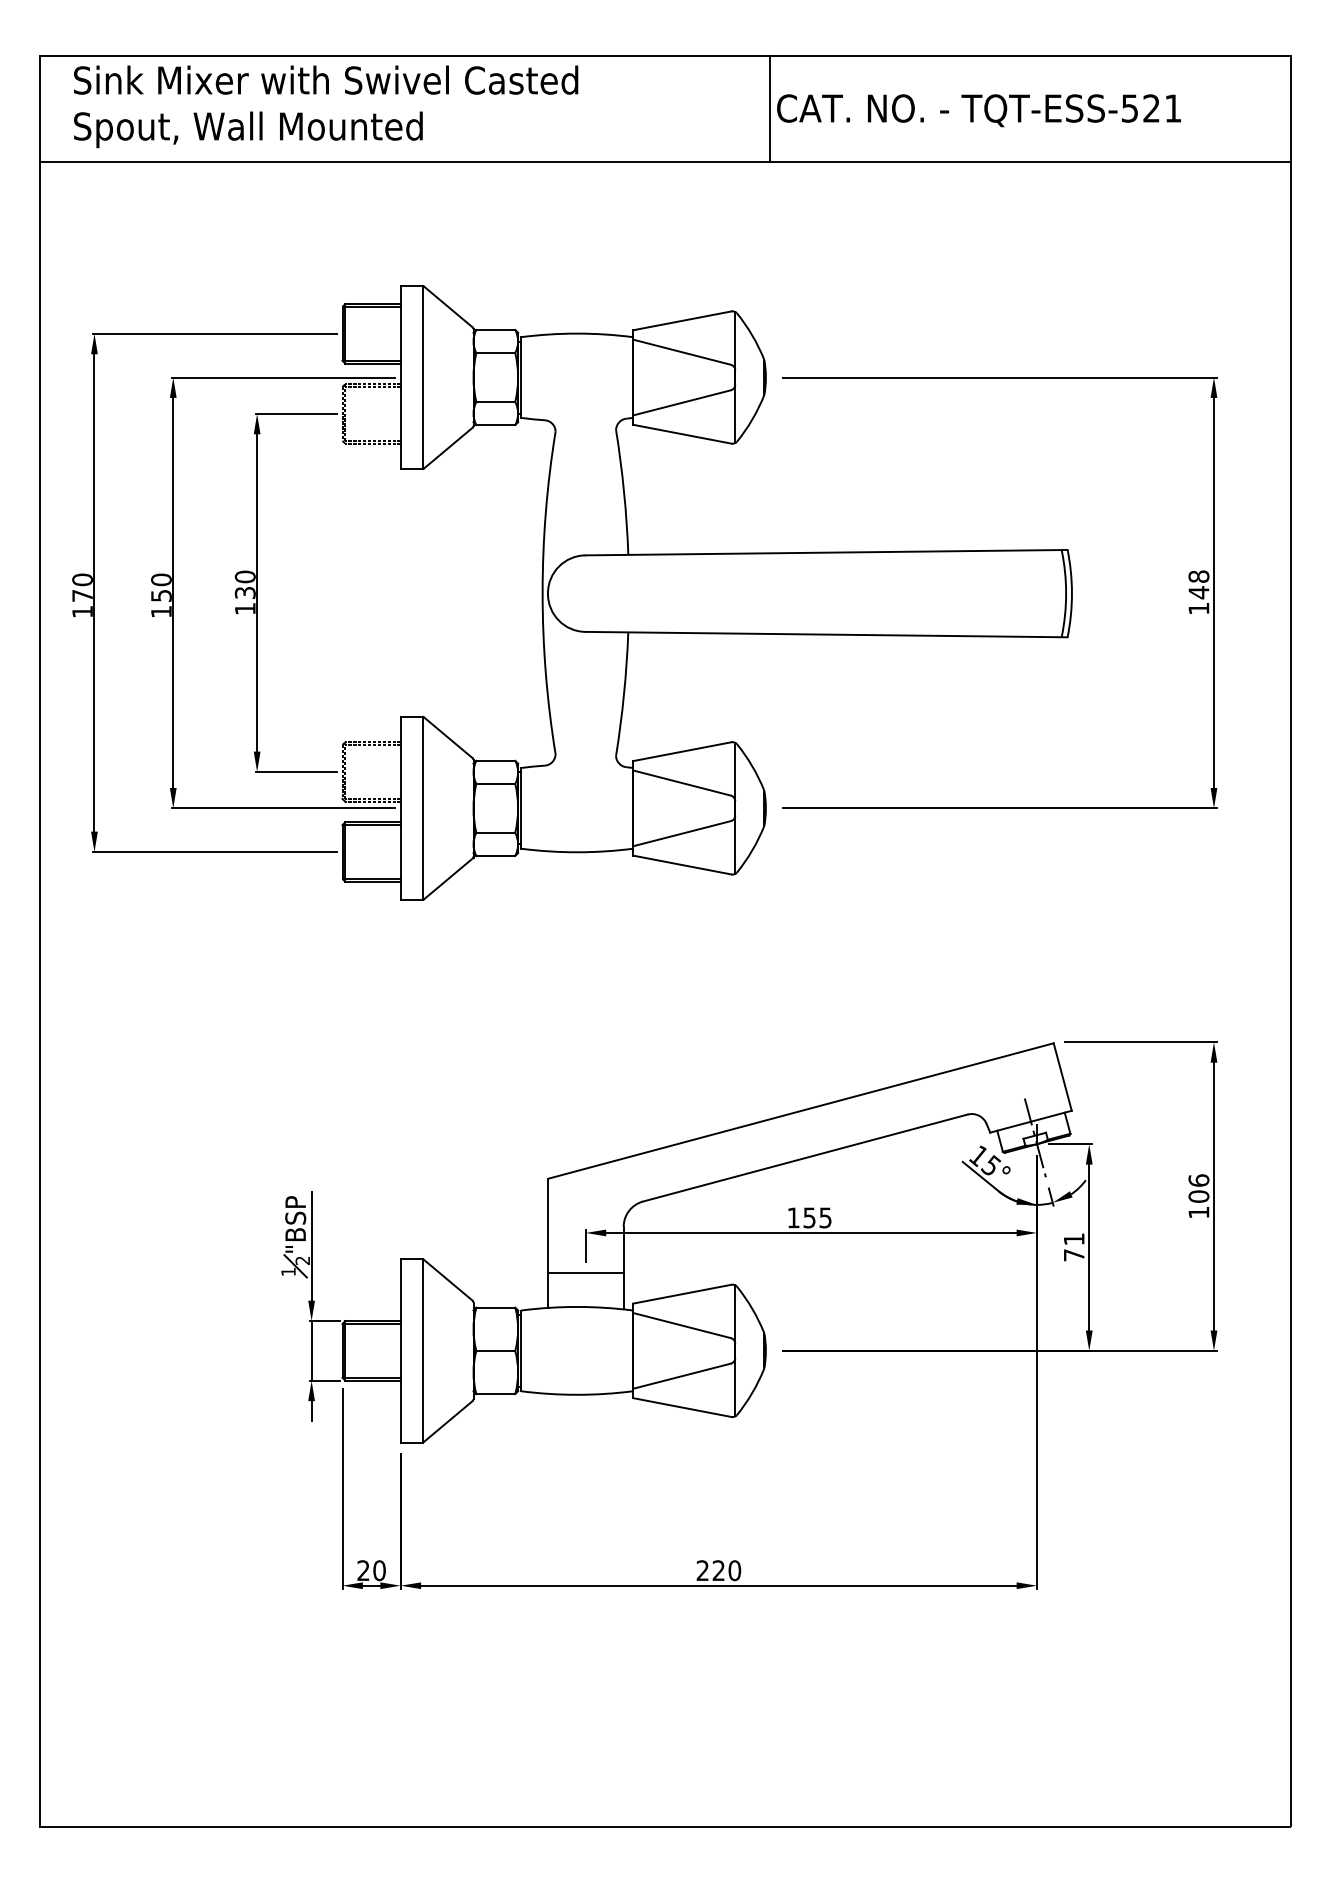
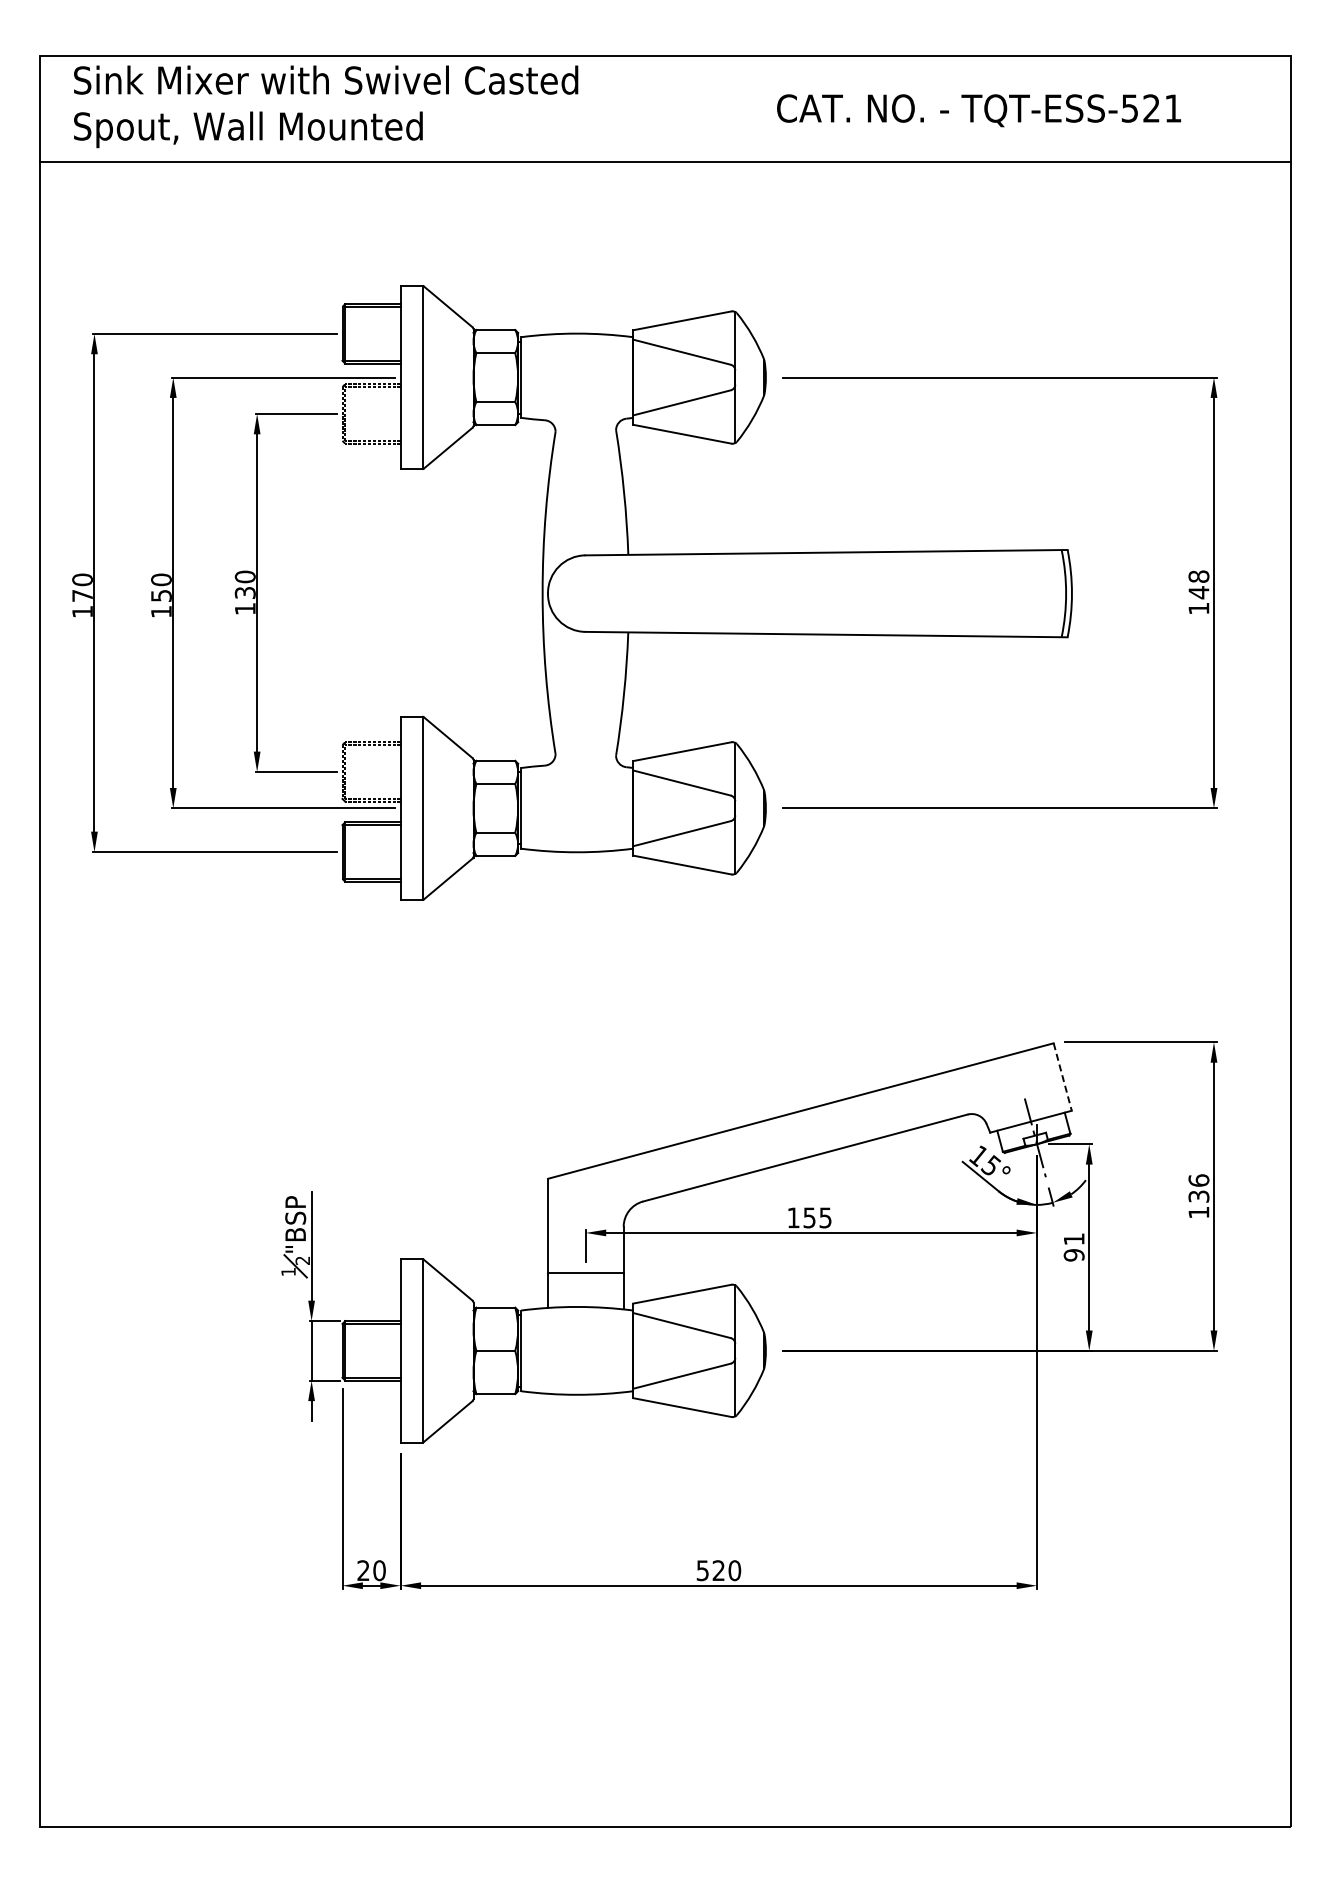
line: present -> none (770, 108)
line: solid -> dashed (1062, 1077)
text: 106 -> 136 (1198, 1196)
text: 71 -> 91 (1073, 1255)
text: 220 -> 520 (702, 1570)
